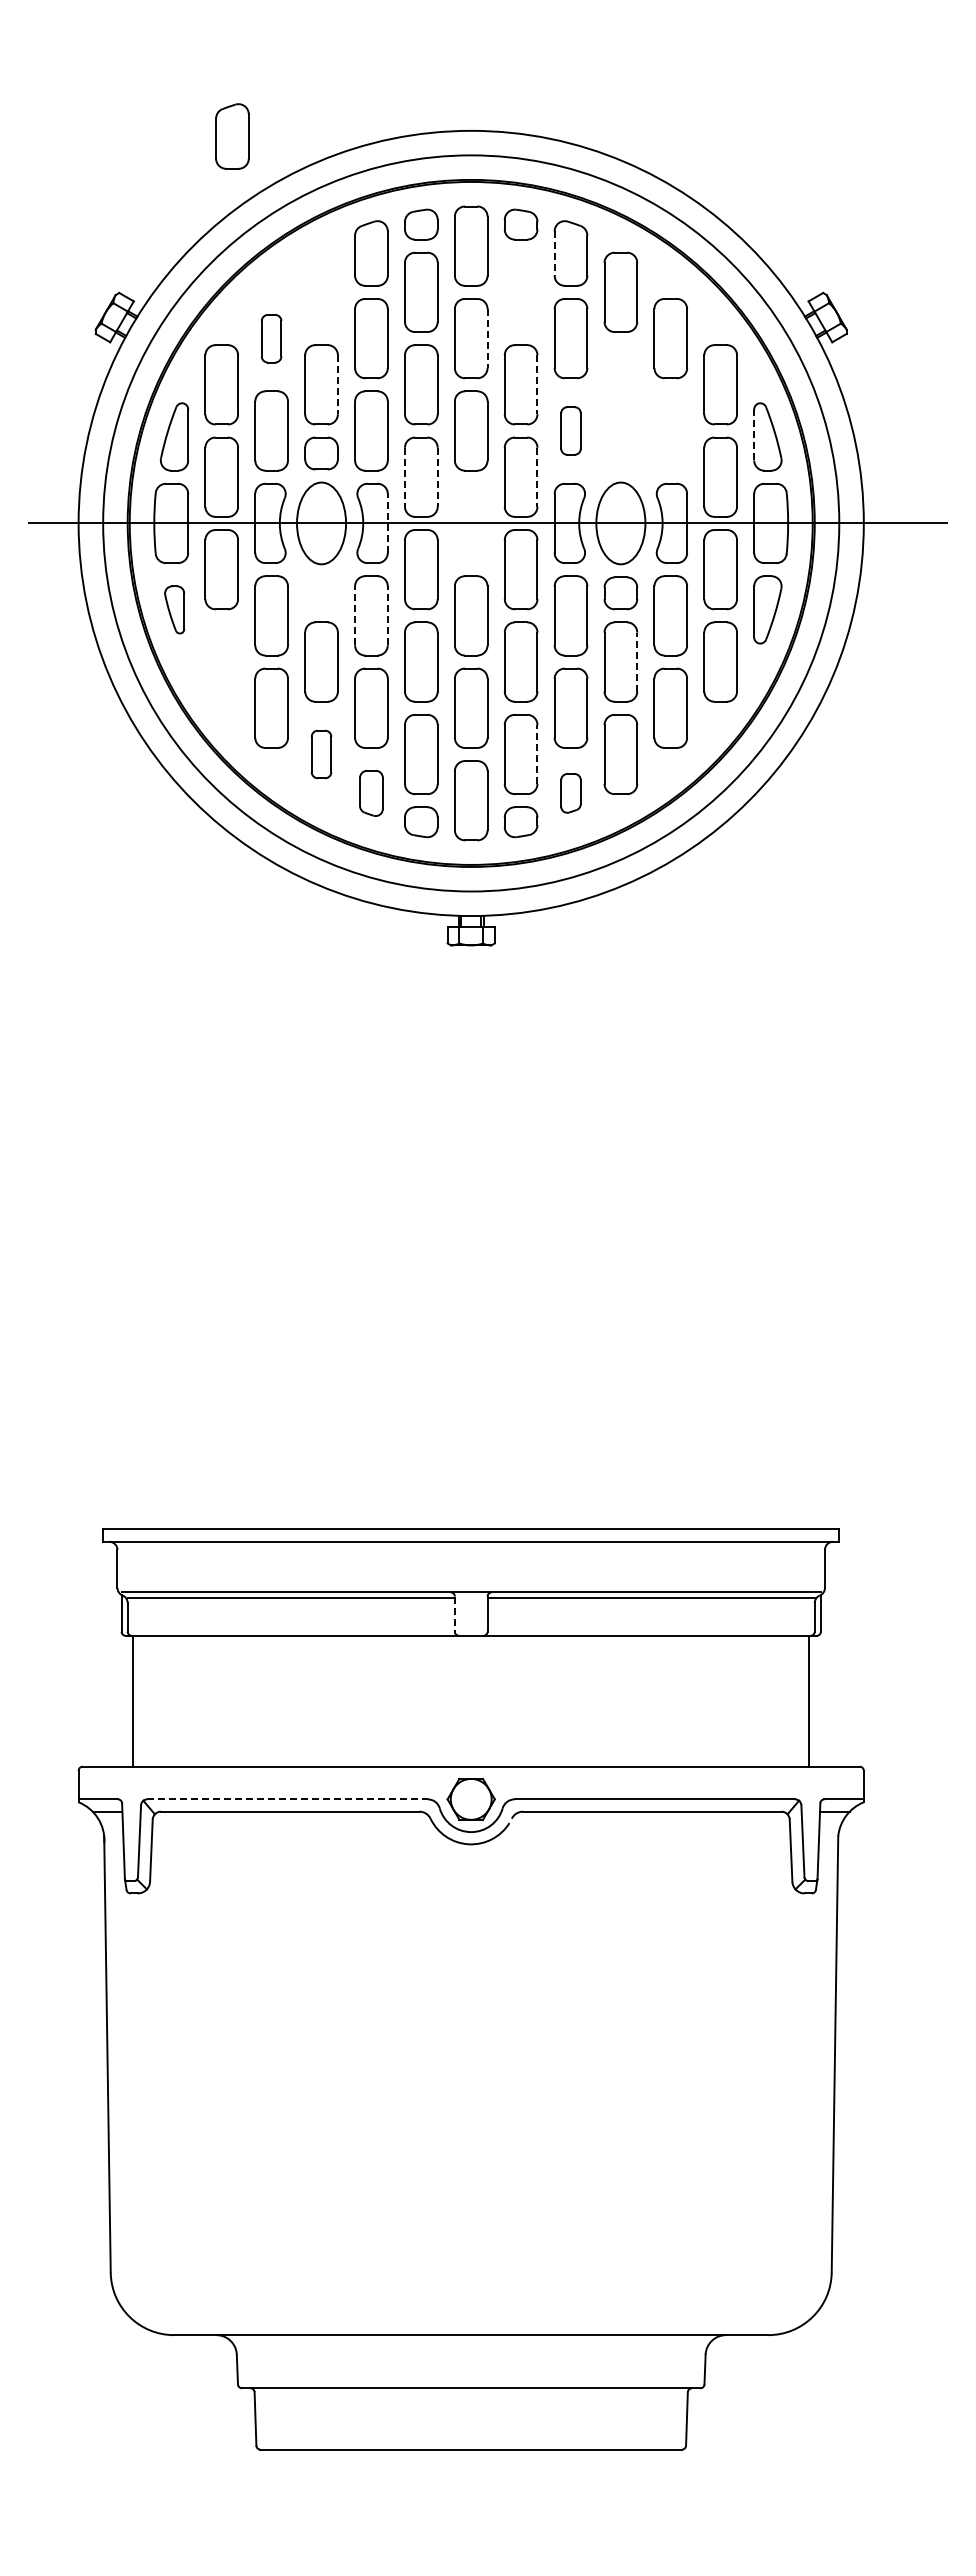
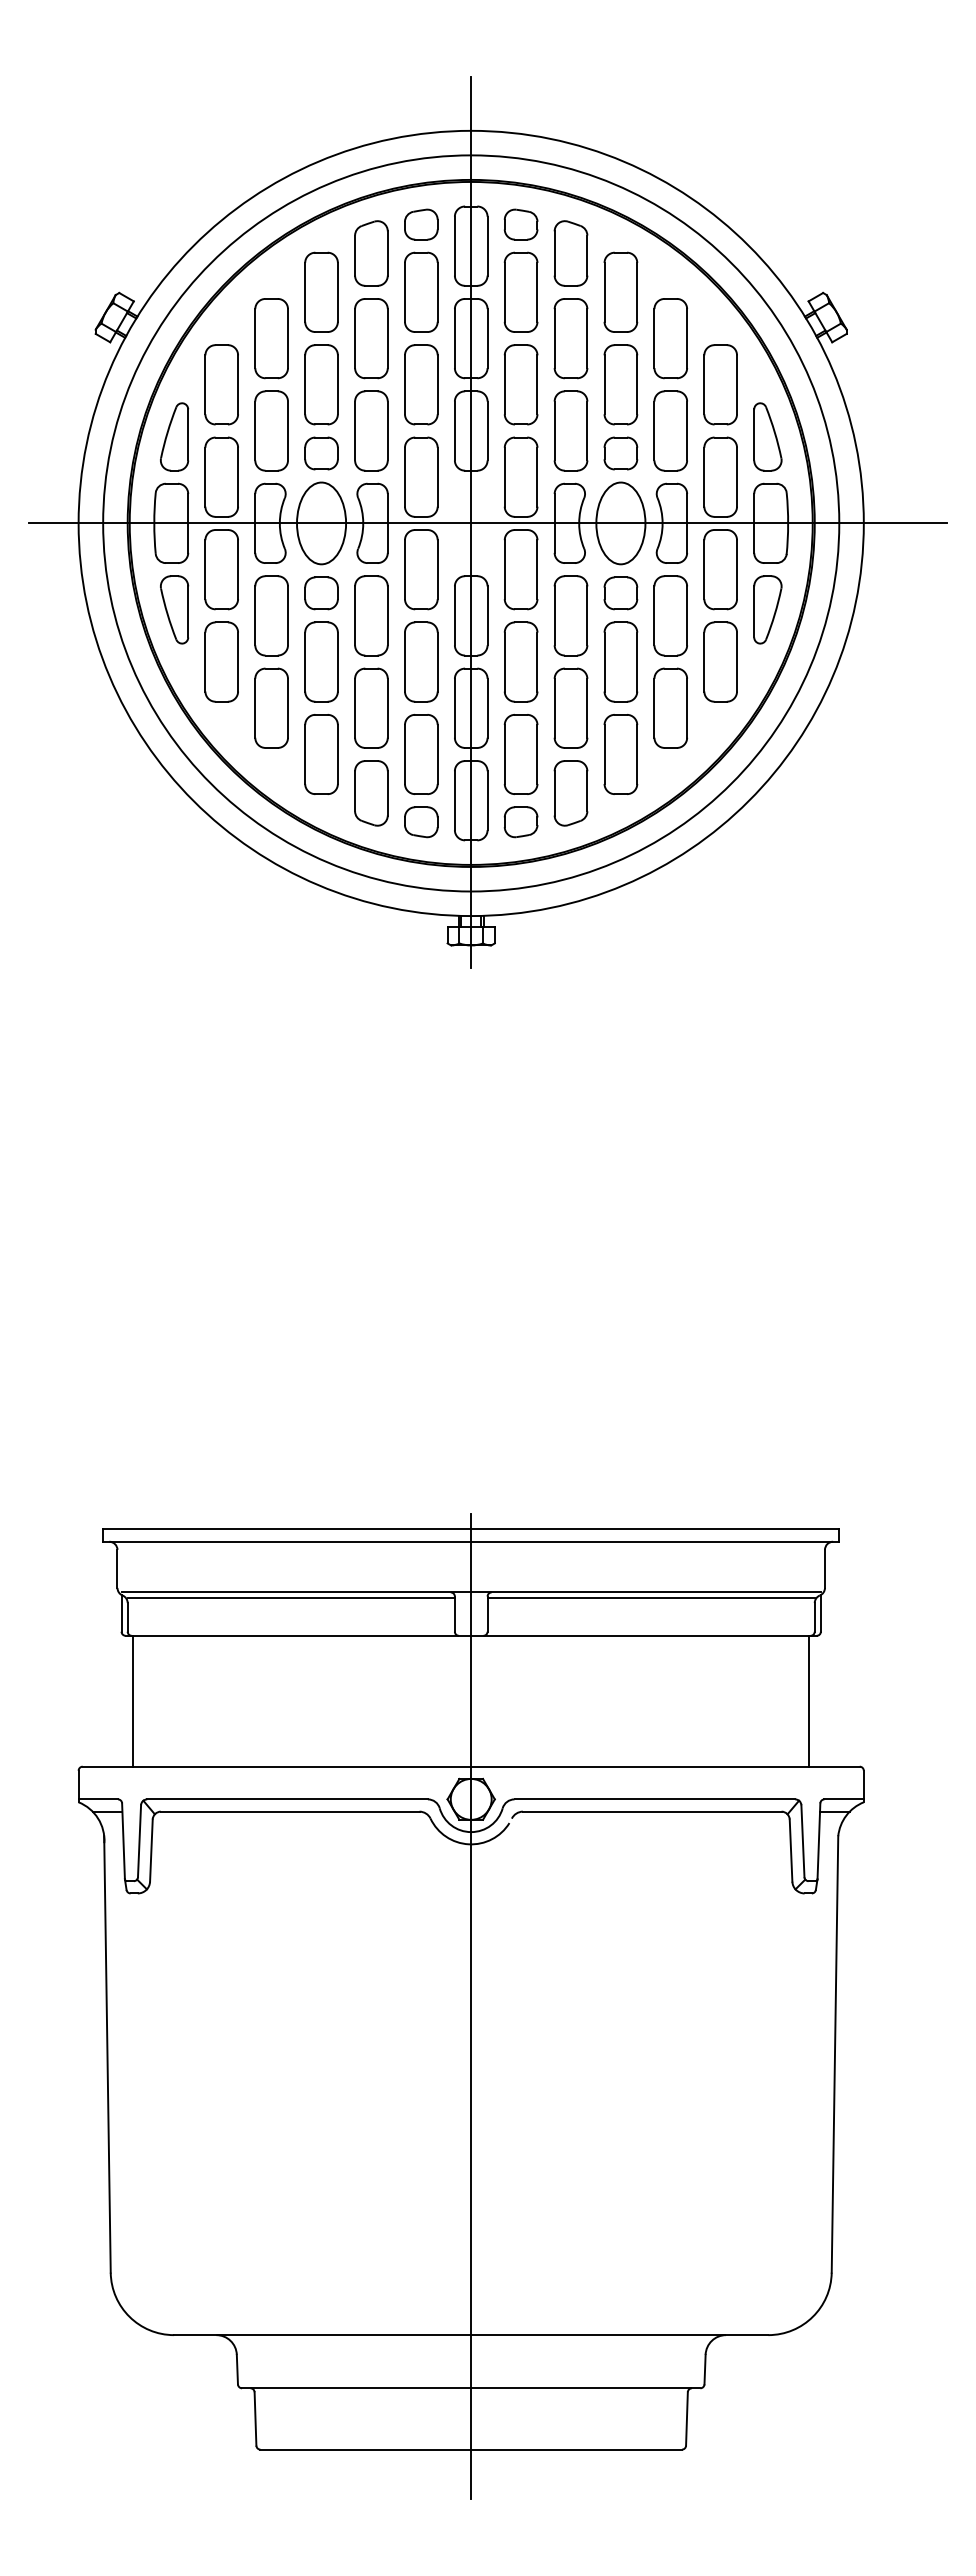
part: present -> none (232, 136)
line: dashed -> solid (554, 253)
part: none -> present (321, 291)
part: none -> present (520, 291)
part size: 23x50 px -> 35x82 px (271, 338)
line: dashed -> solid (487, 339)
part: none -> present (620, 384)
line: dashed -> solid (337, 385)
line: dashed -> solid (537, 385)
part size: 22x50 px -> 36x82 px (570, 430)
part: none -> present (670, 430)
line: dashed -> solid (754, 434)
part: none -> present (620, 453)
line: dashed -> solid (404, 477)
line: dashed -> solid (437, 477)
line: dashed -> solid (537, 477)
line: dashed -> solid (387, 522)
line: none -> present (471, 522)
part: none -> present (321, 593)
part size: 22x50 px -> 30x70 px (174, 609)
line: dashed -> solid (355, 615)
line: dashed -> solid (387, 615)
part: none -> present (221, 661)
line: dashed -> solid (637, 661)
part size: 23x51 px -> 35x81 px (321, 754)
line: dashed -> solid (537, 754)
part size: 25x48 px -> 35x67 px (371, 793)
part size: 22x41 px -> 36x67 px (570, 793)
line: dashed -> solid (454, 1614)
line: dashed -> solid (288, 1799)
line: none -> present (471, 2005)
